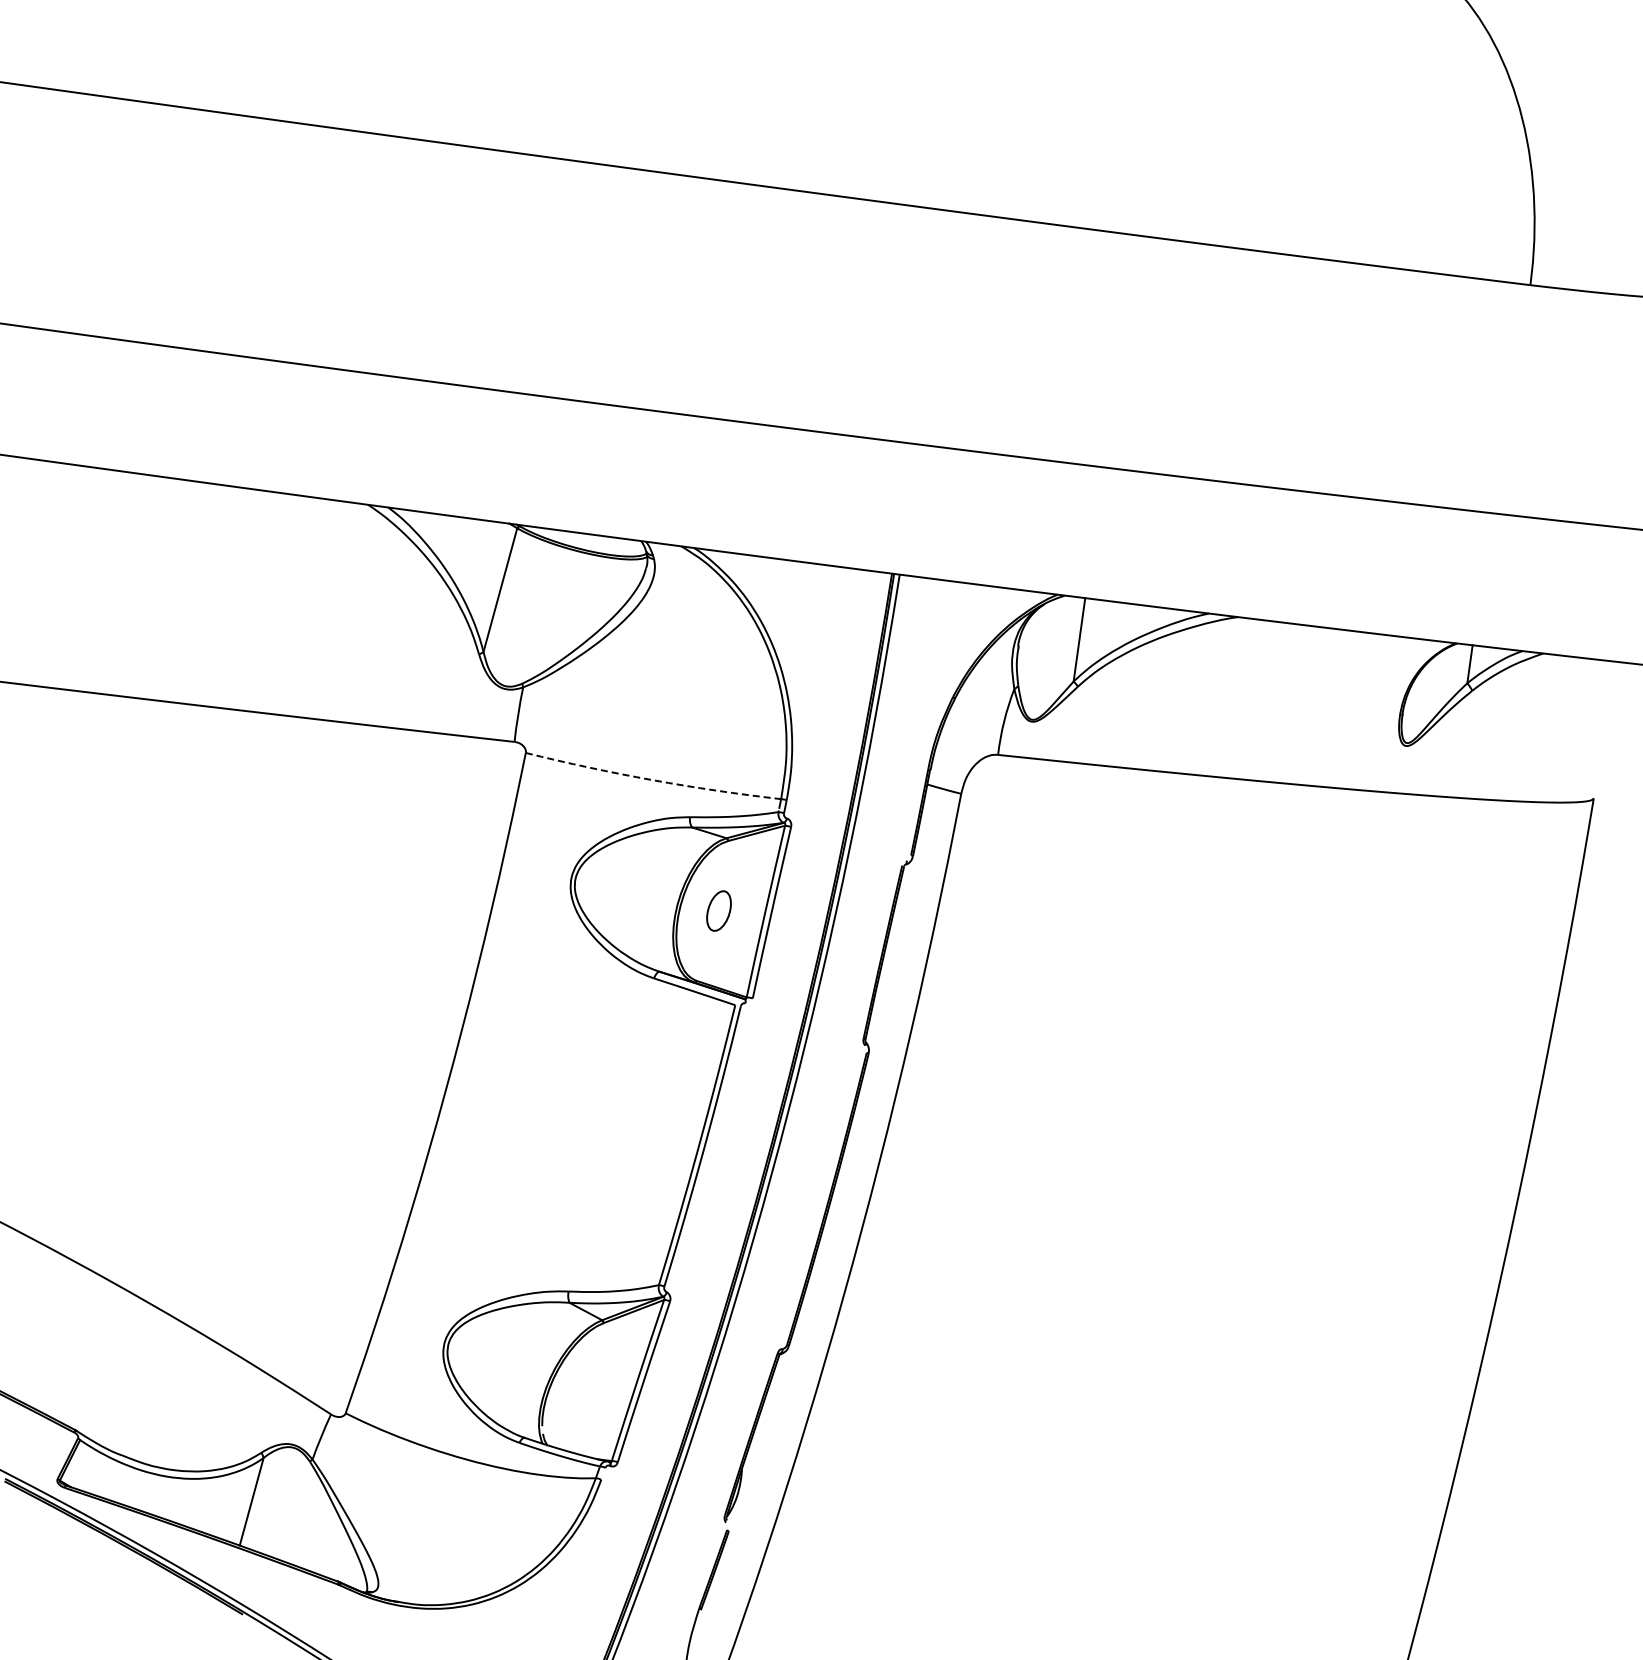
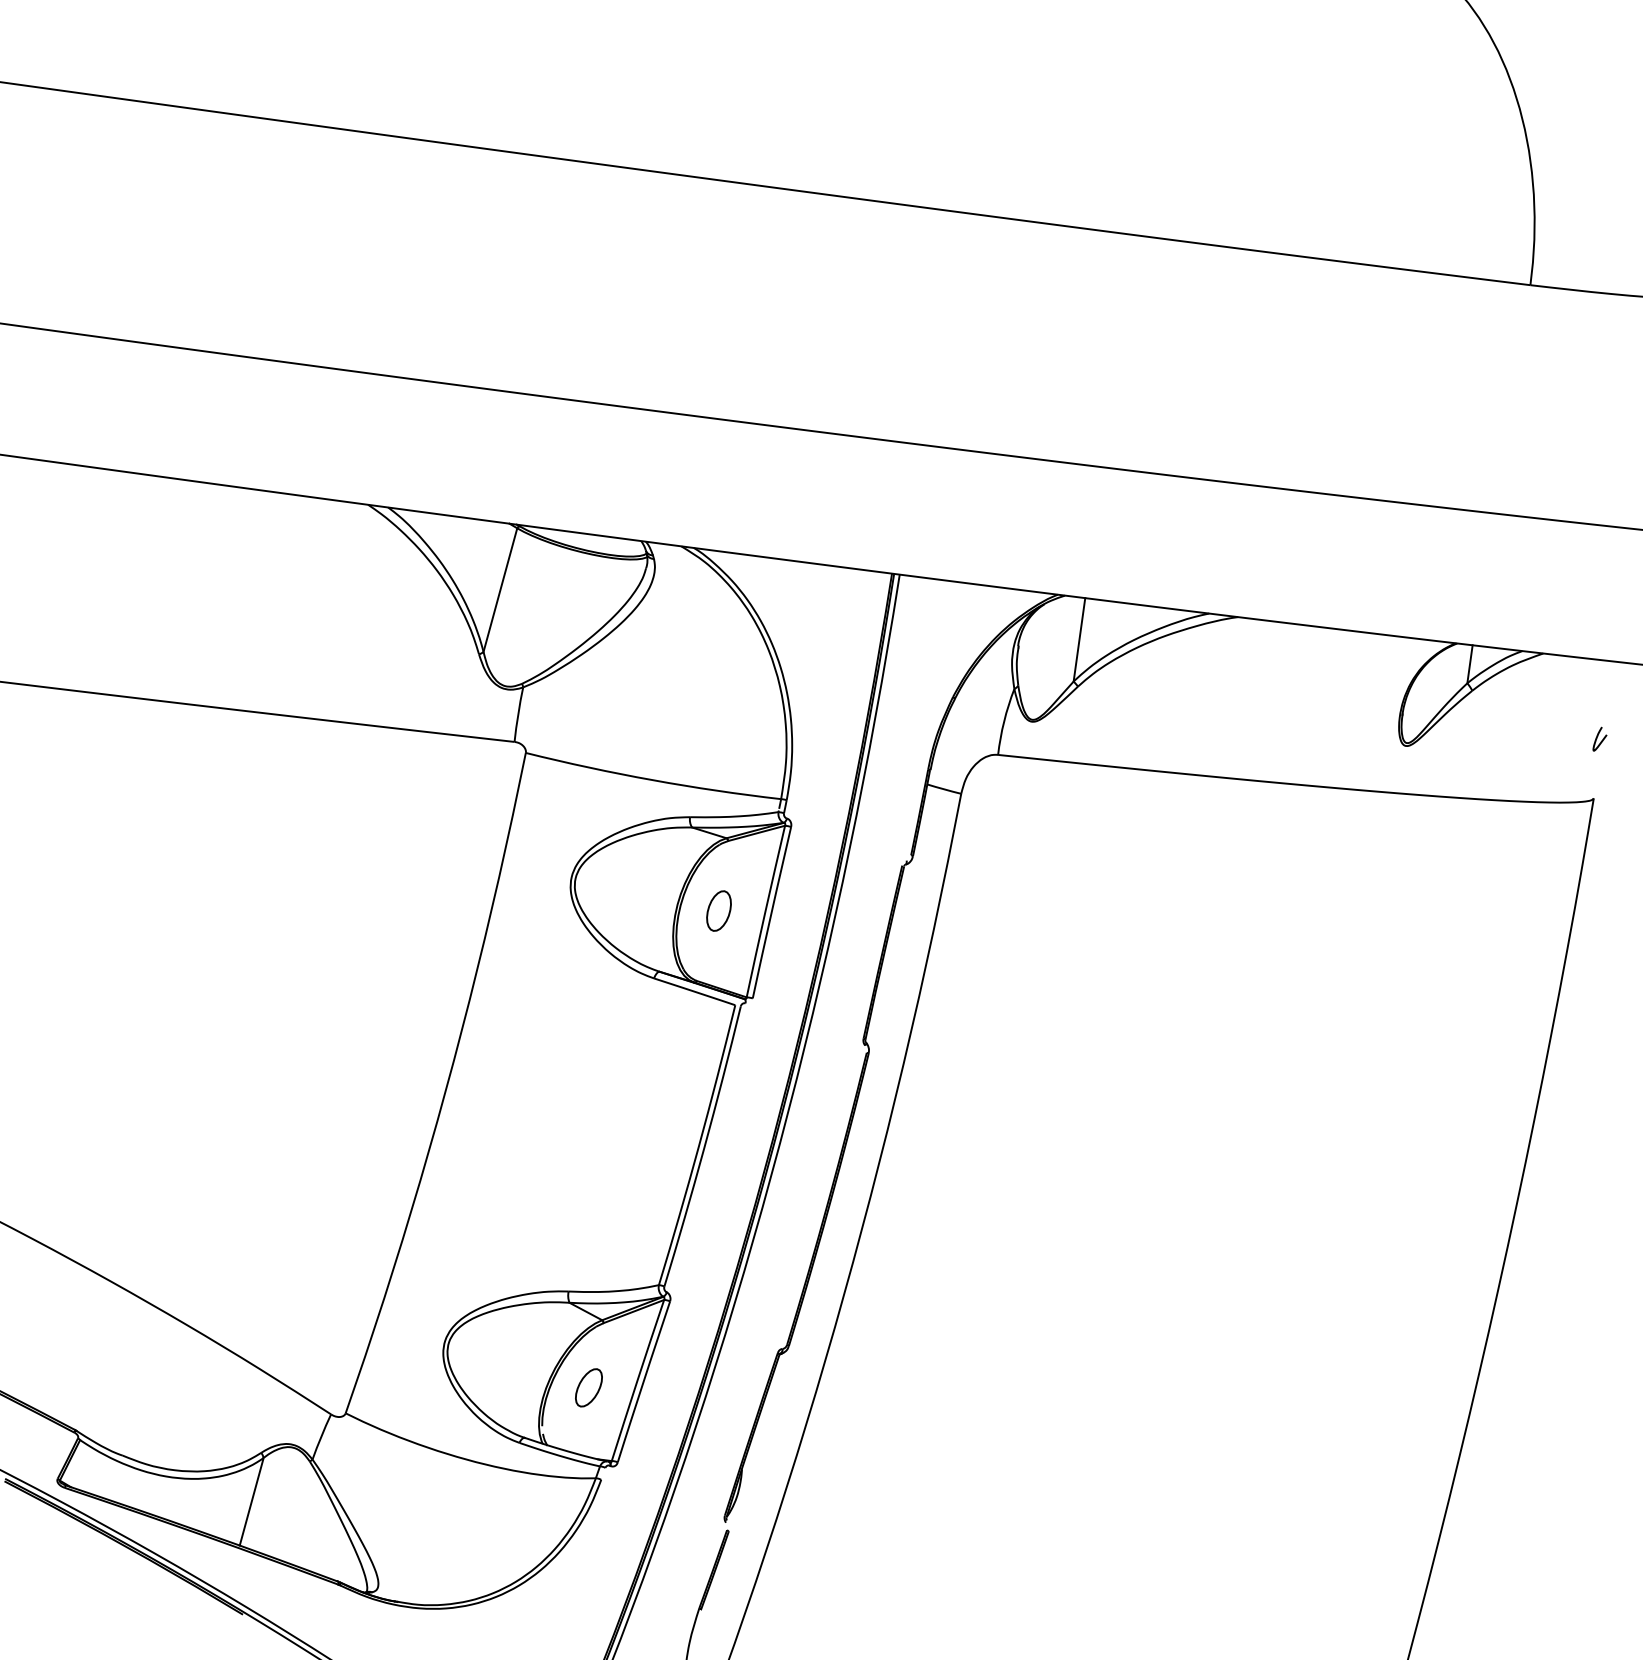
curve: none -> present (1597, 738)
arc: dashed -> solid (652, 780)
part: none -> present (588, 1387)
